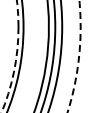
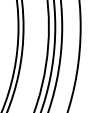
circle: dashed -> solid (9, 56)
arc: dashed -> solid (78, 57)
